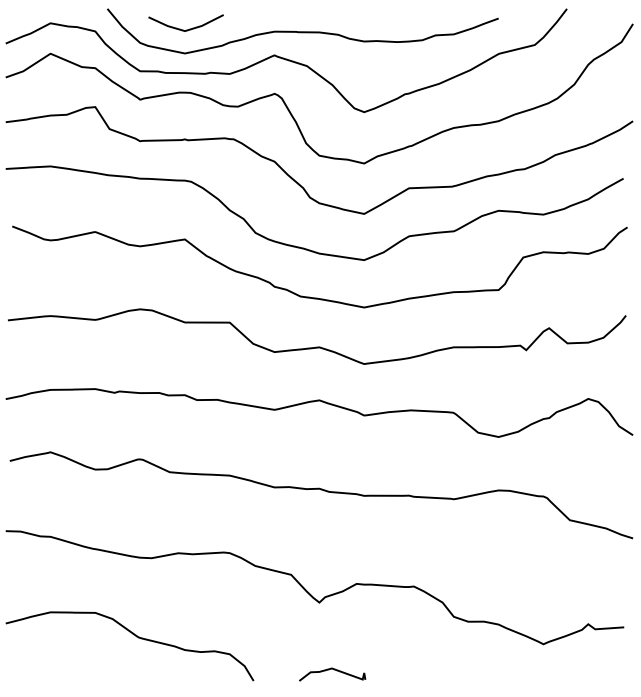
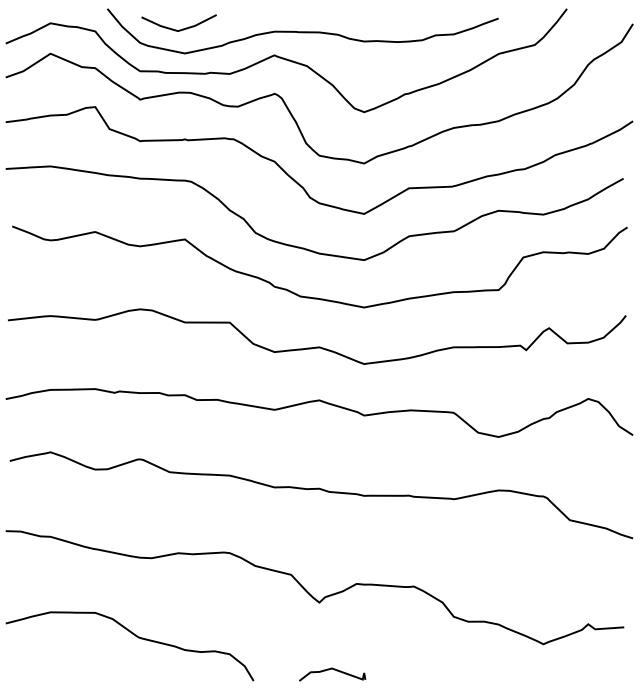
line position: (186, 29) -> (179, 29) (179, 29)
